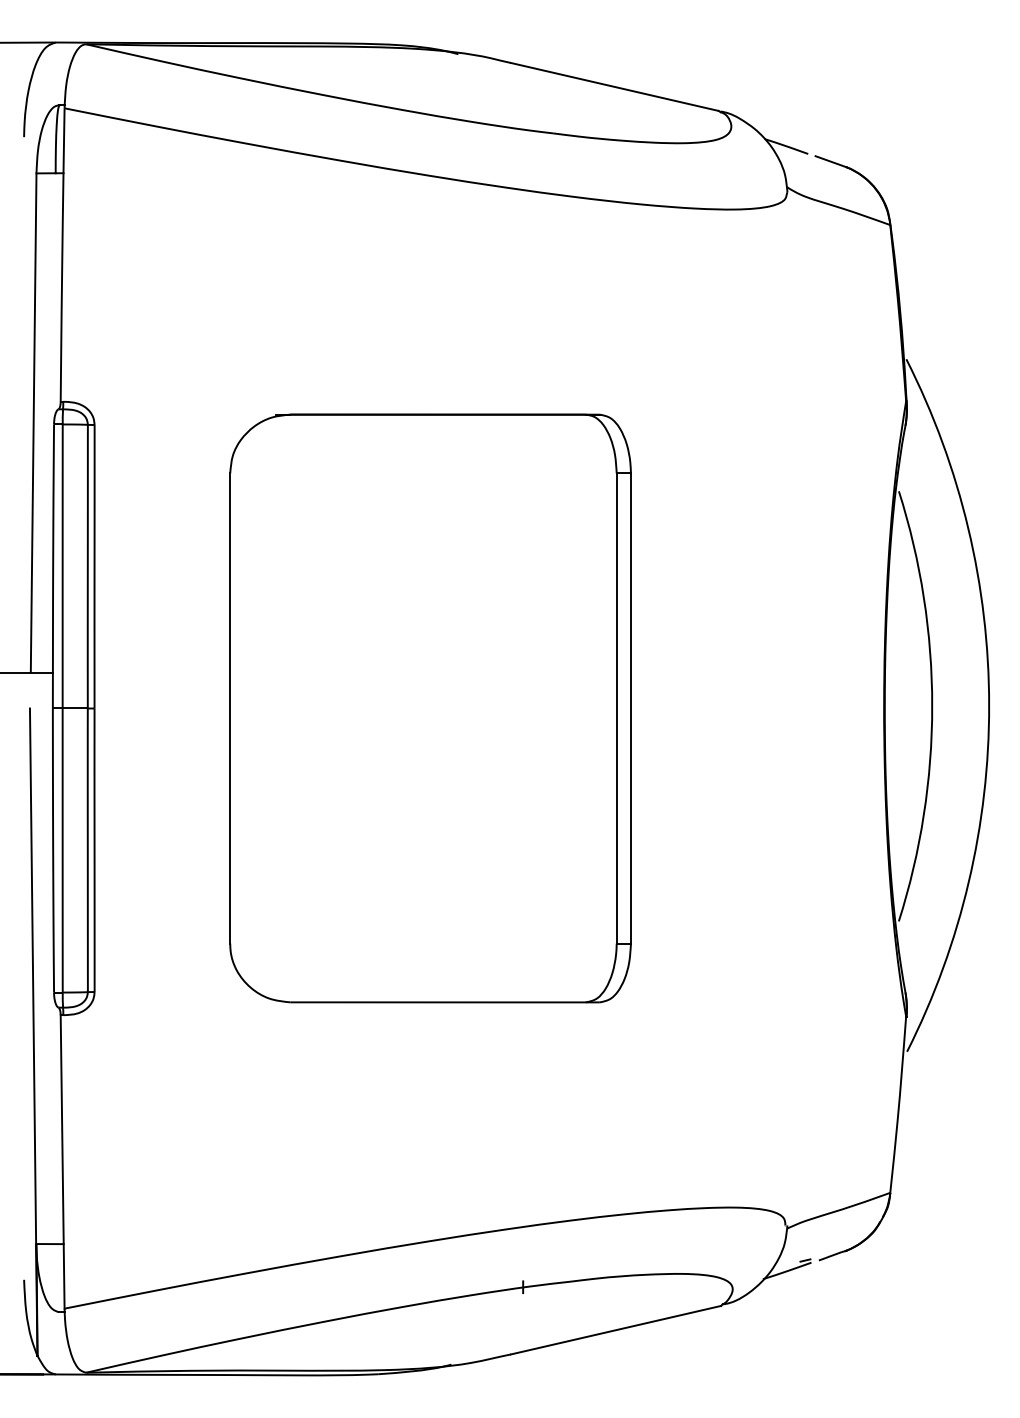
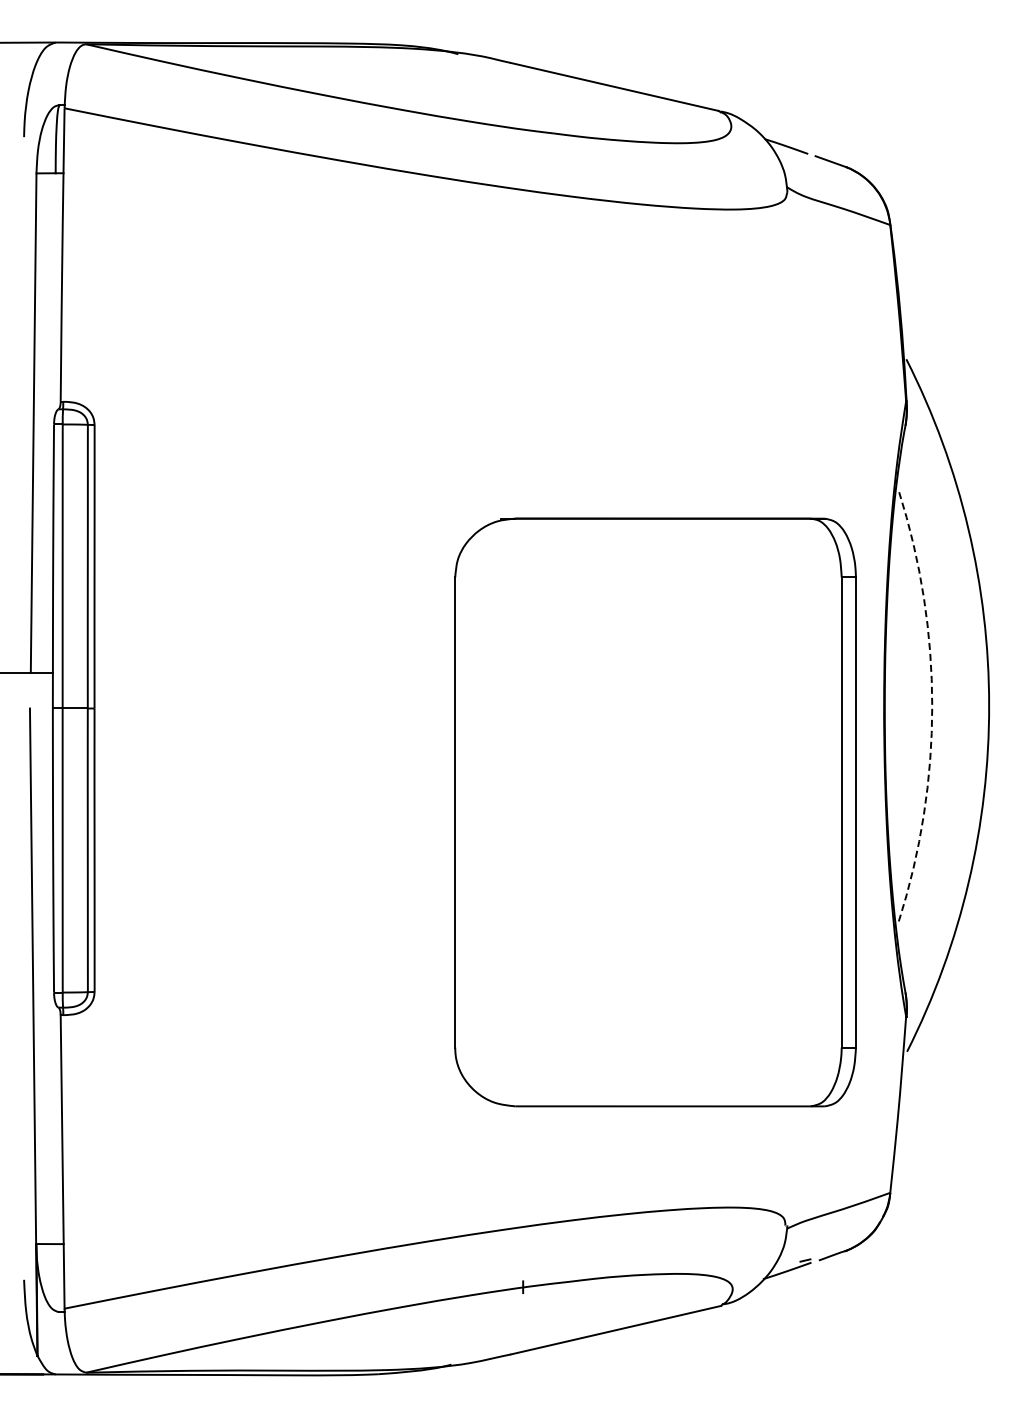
arc: solid -> dashed (932, 706)
part position: (430, 708) -> (655, 812) (655, 812)
